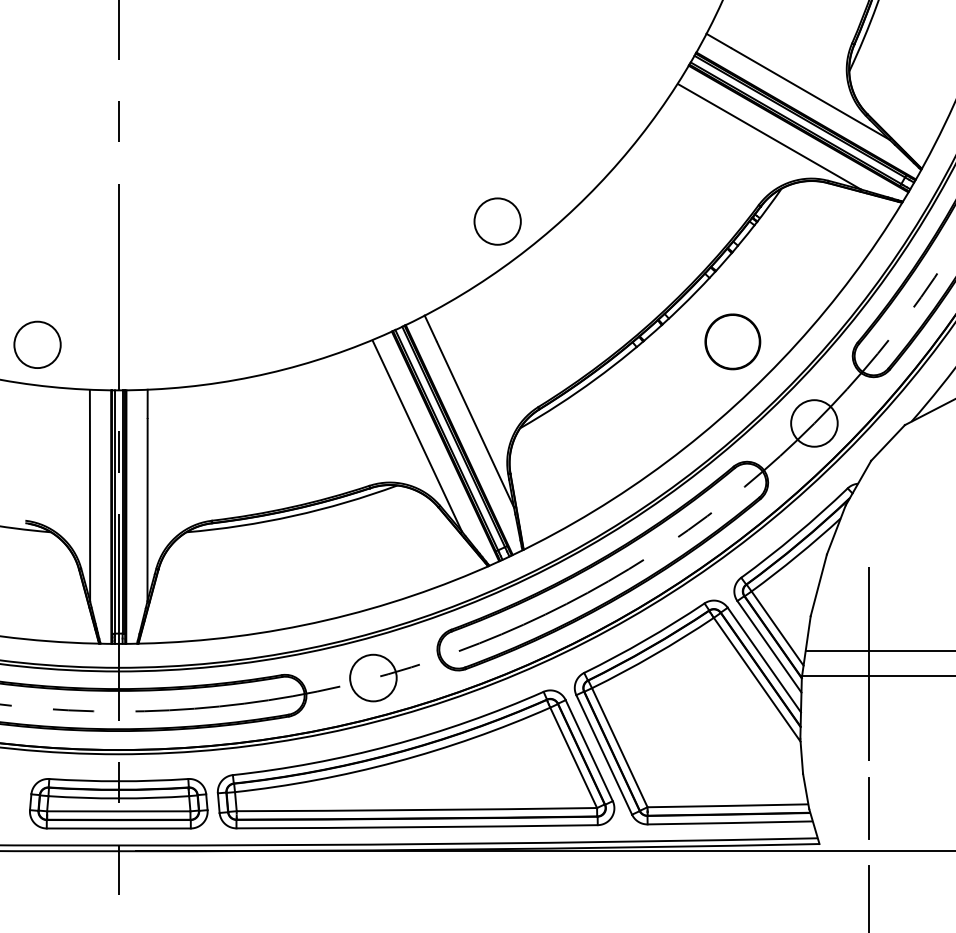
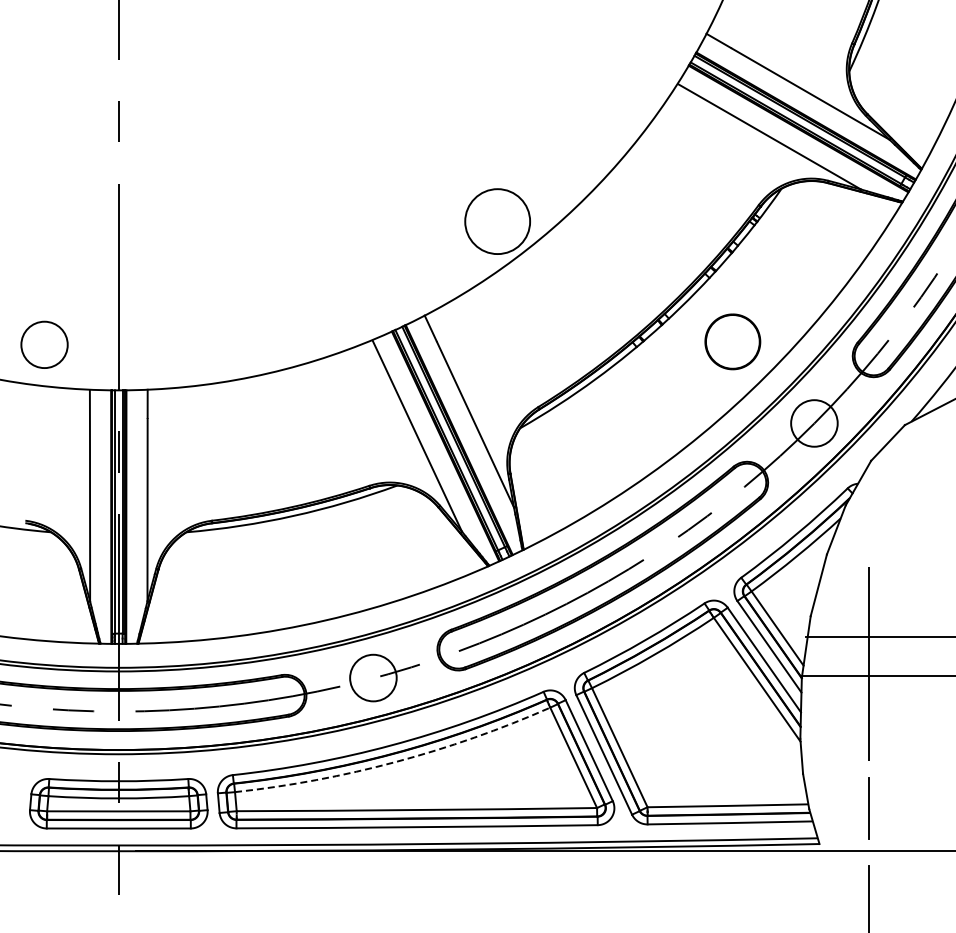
circle diameter: 46 px -> 65 px (497, 221)
circle position: (37, 344) -> (44, 344) (44, 344)
line position: (878, 651) -> (878, 637) (878, 637)
arc: solid -> dashed (395, 761)
